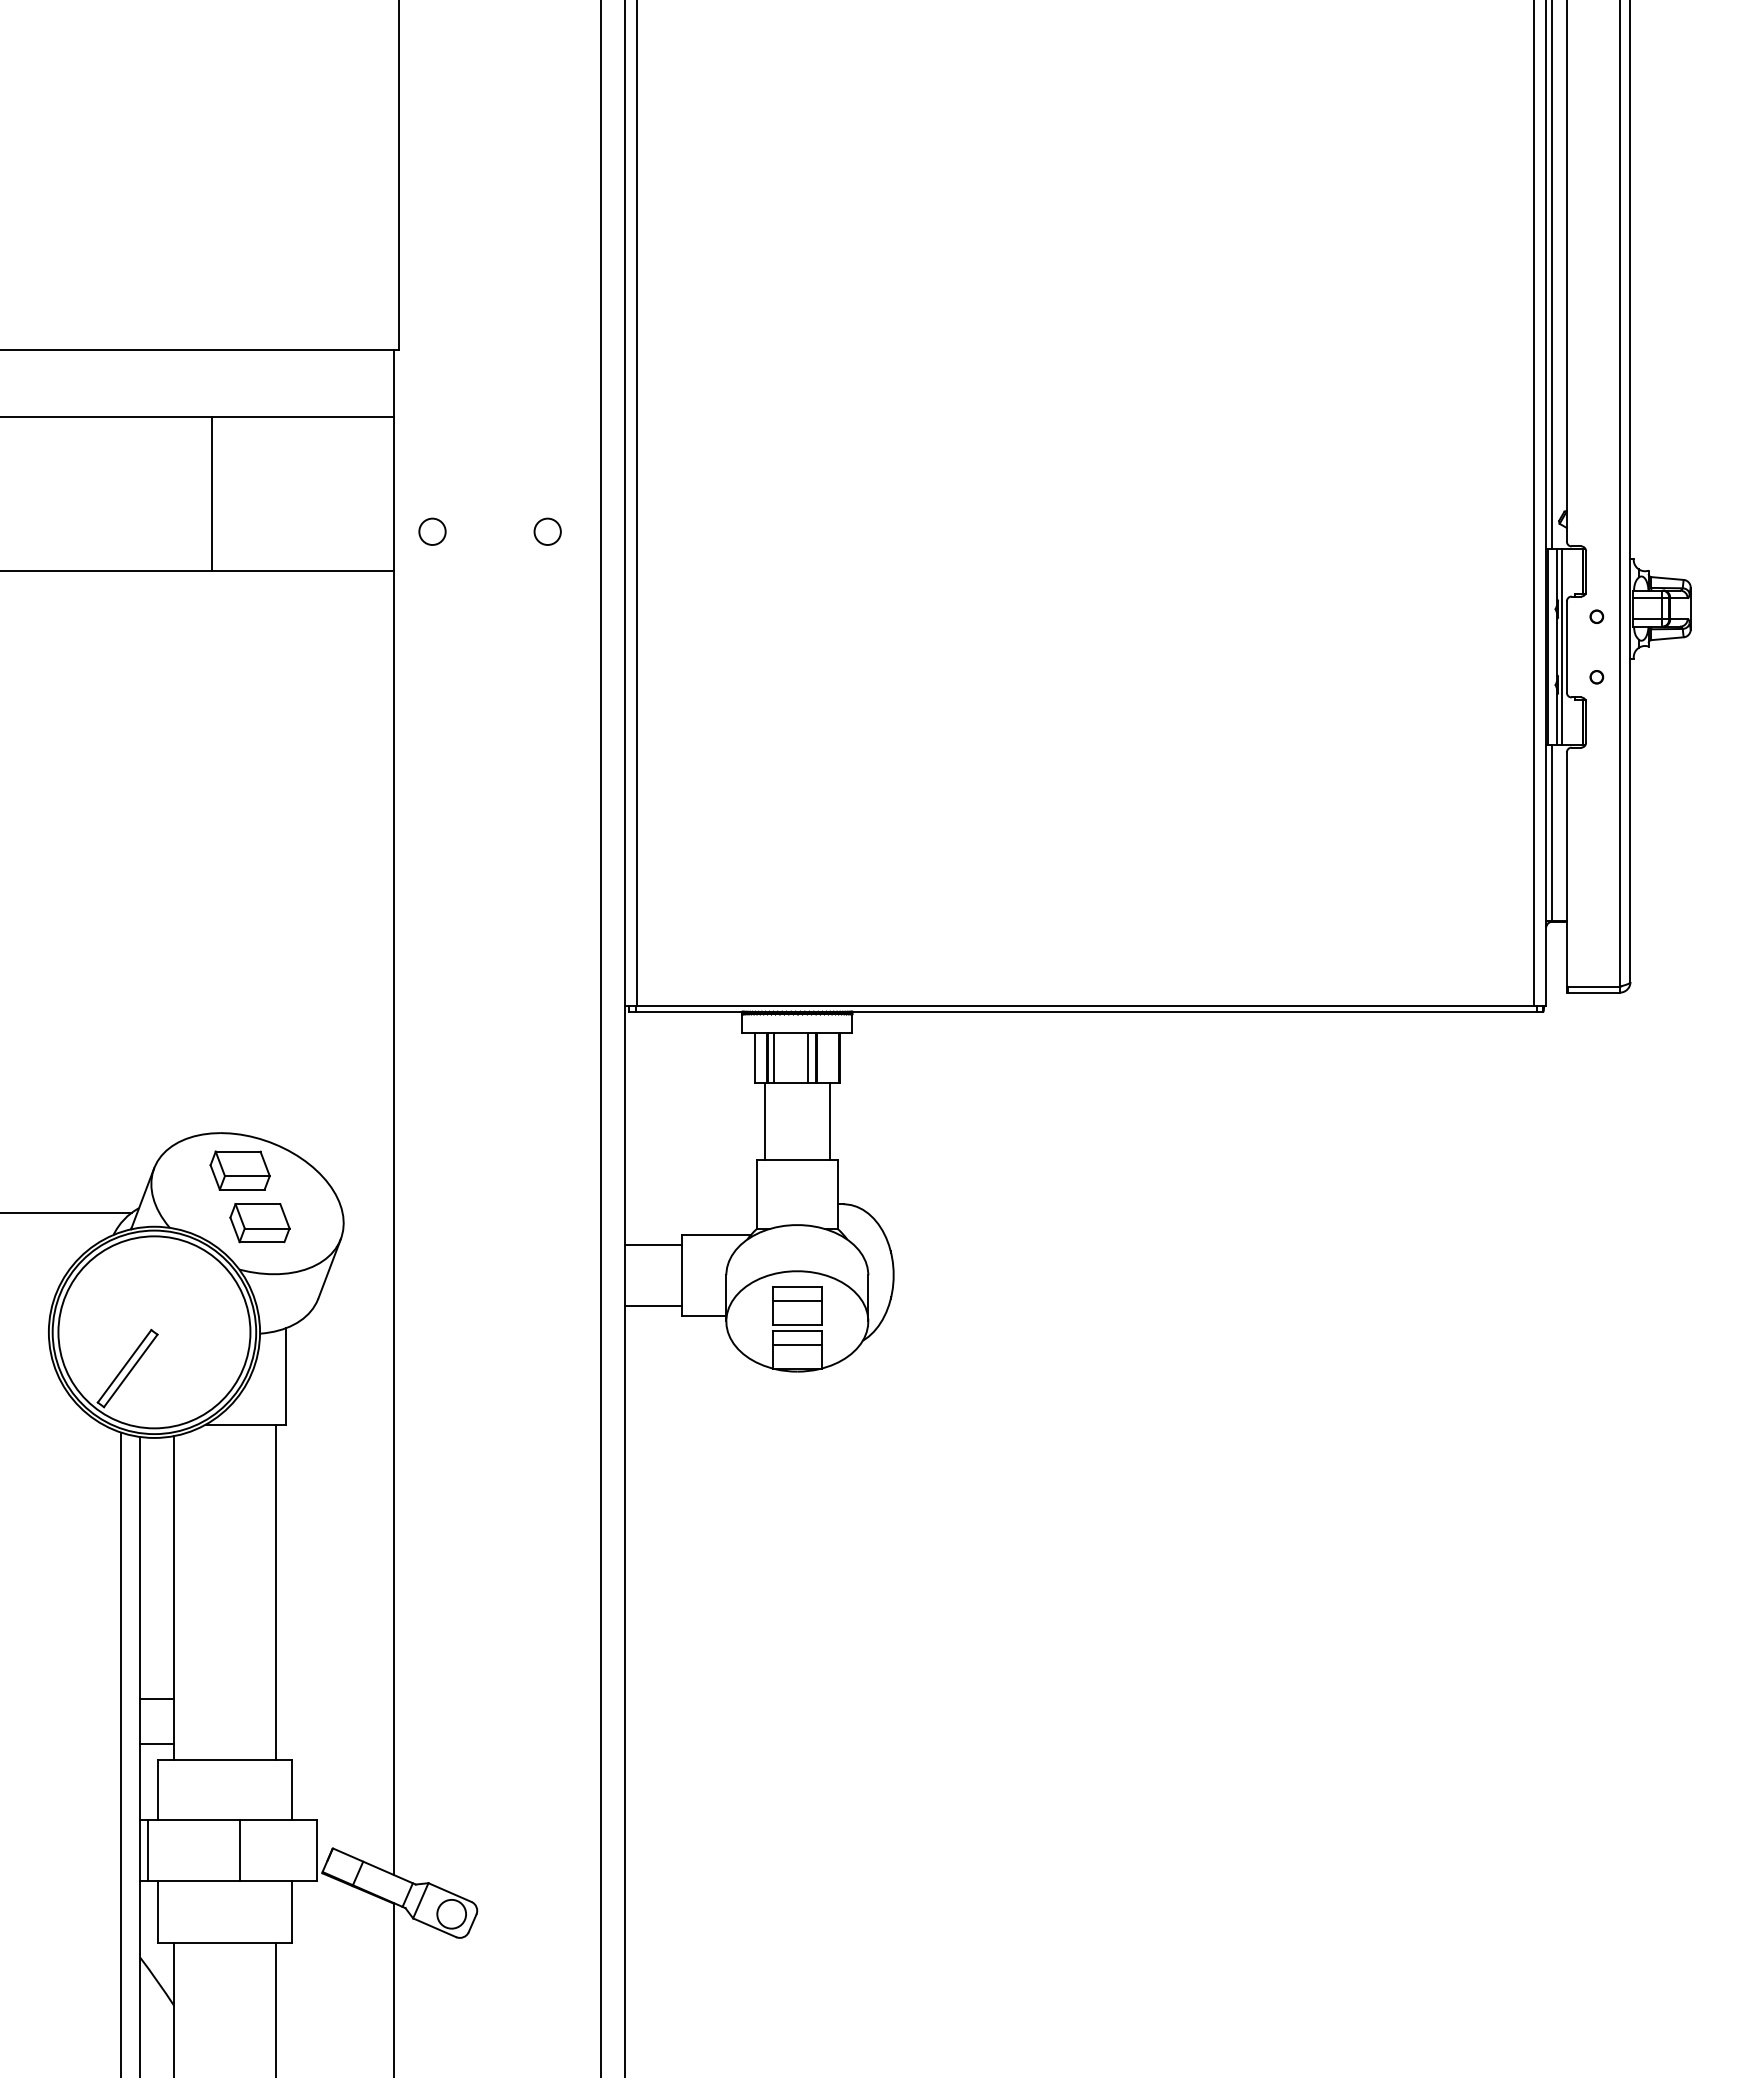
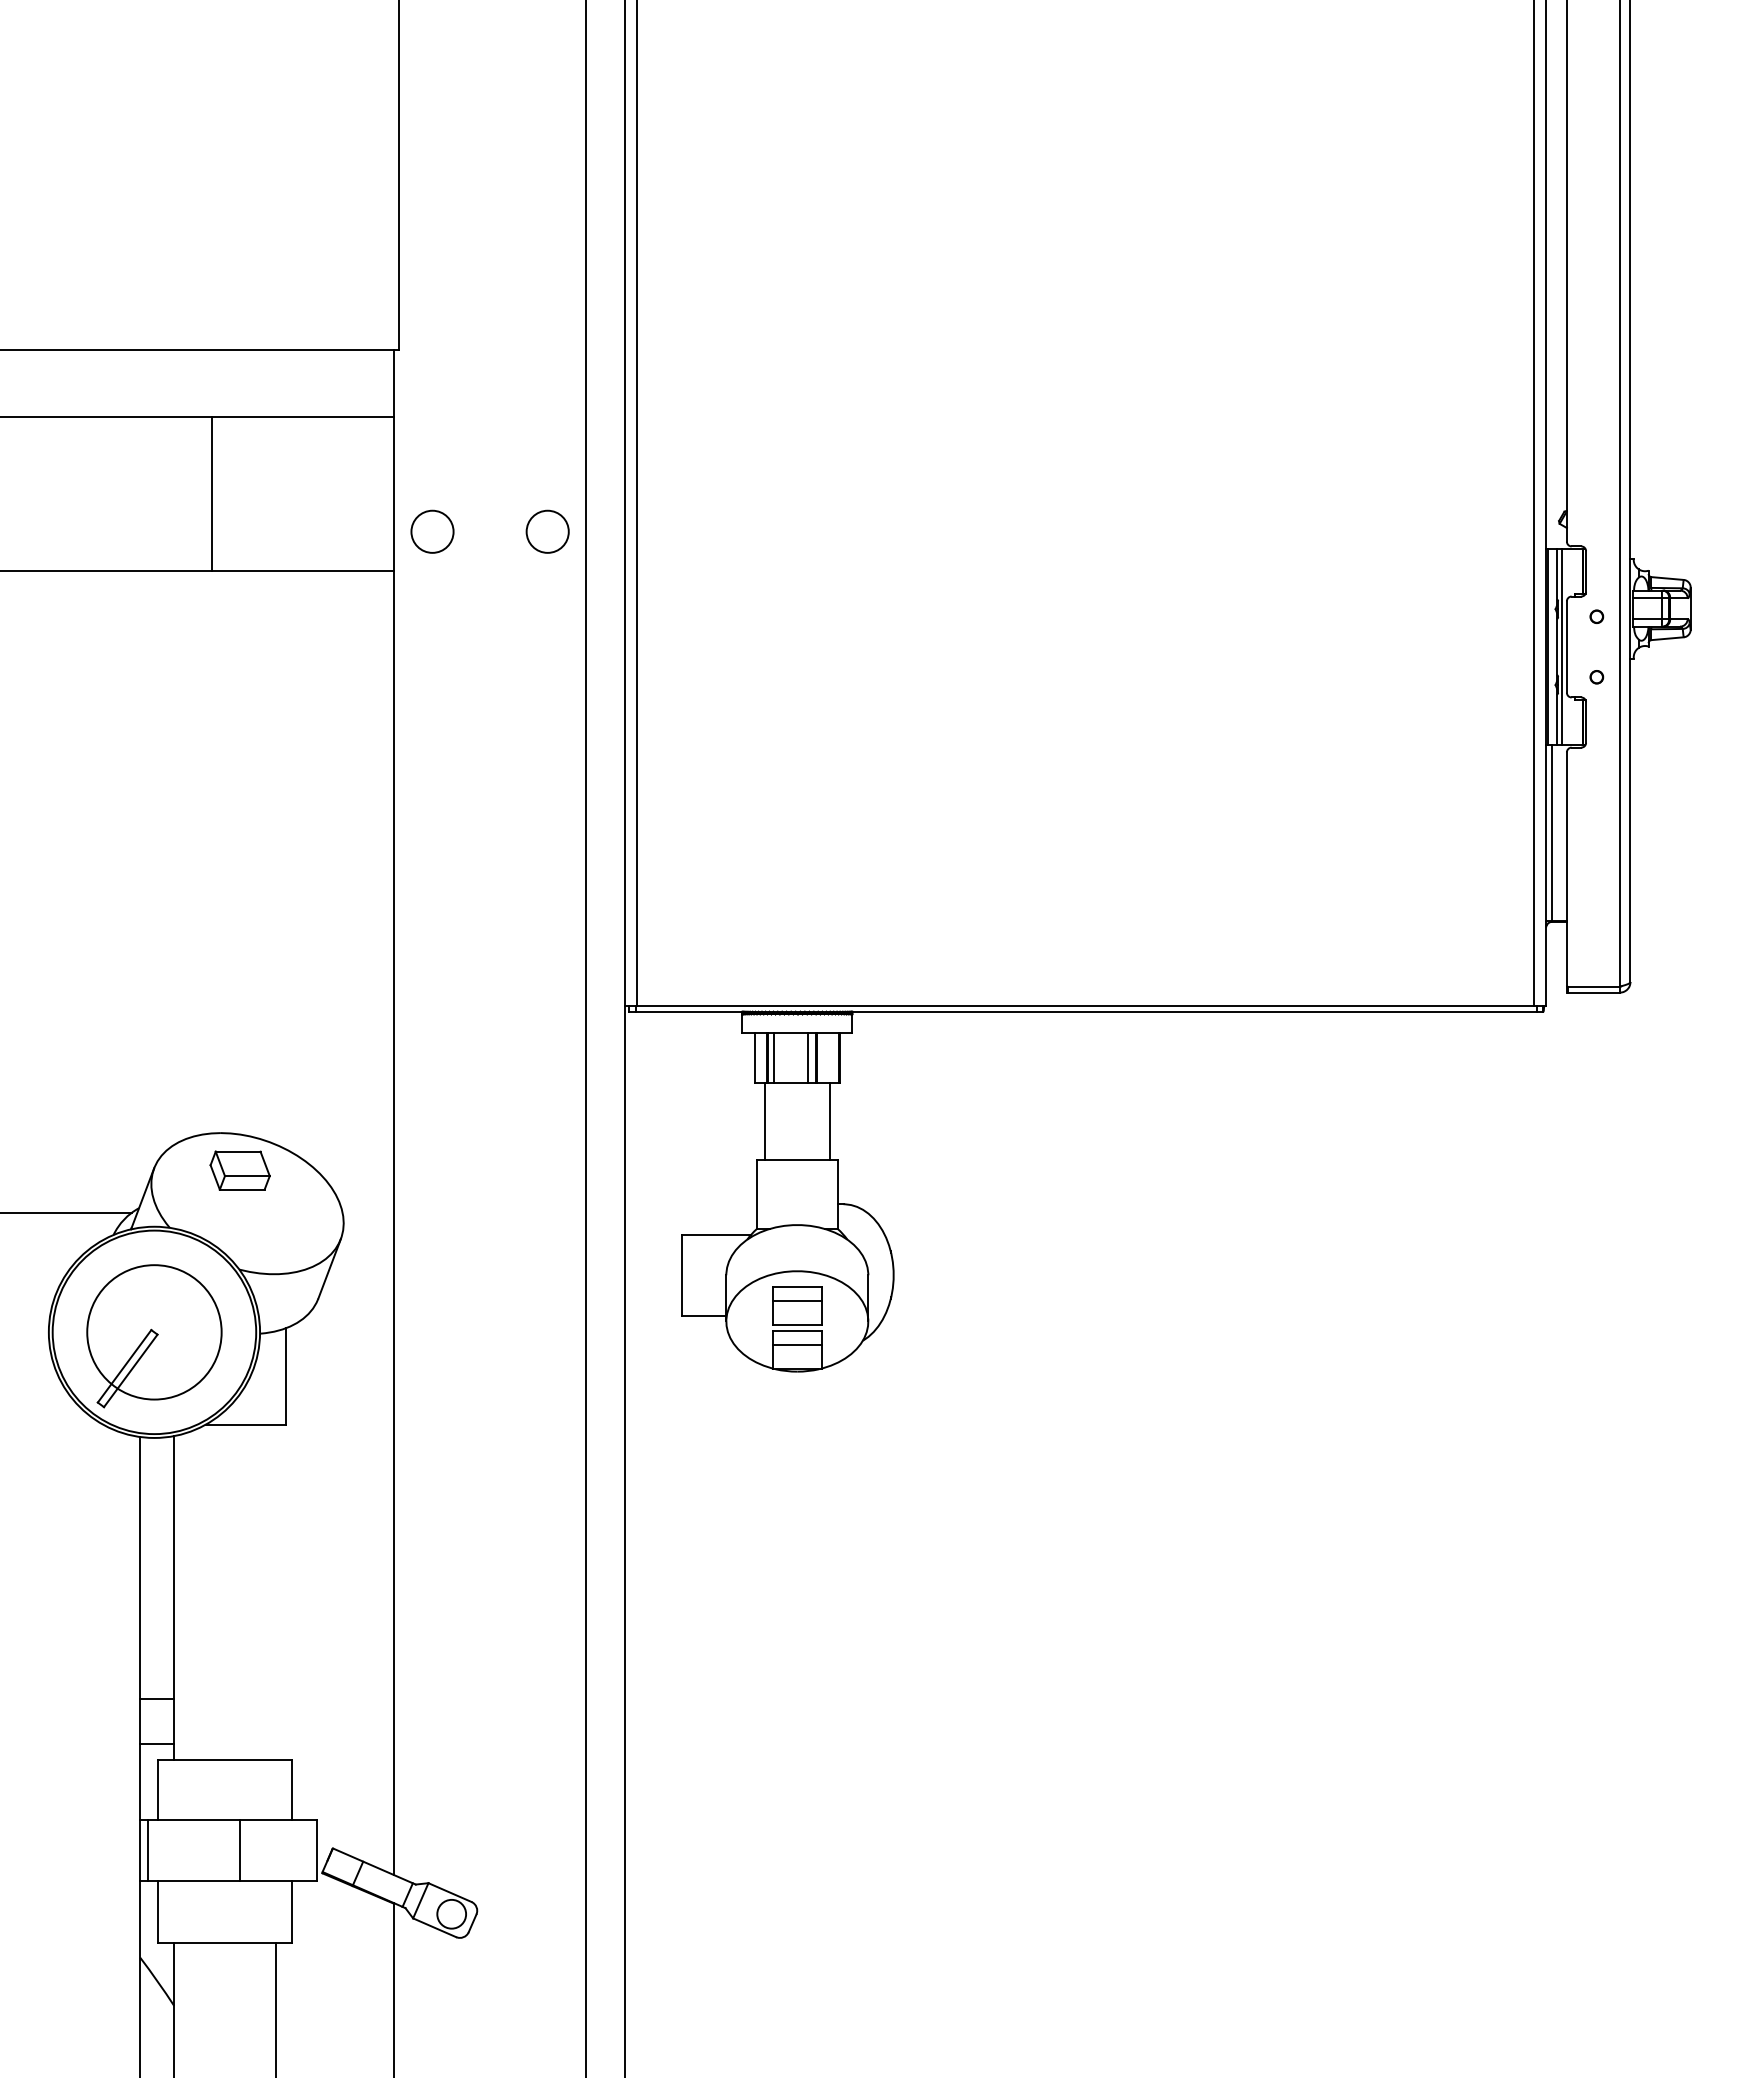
line: present -> none (1552, 275)
circle diameter: 26 px -> 42 px (432, 531)
circle diameter: 26 px -> 42 px (547, 531)
line position: (601, 1038) -> (586, 1038) (586, 1038)
part: present -> none (259, 1223)
line: present -> none (653, 1244)
line: present -> none (653, 1305)
circle diameter: 192 px -> 134 px (154, 1332)
line: present -> none (275, 1592)
line: present -> none (121, 1753)
